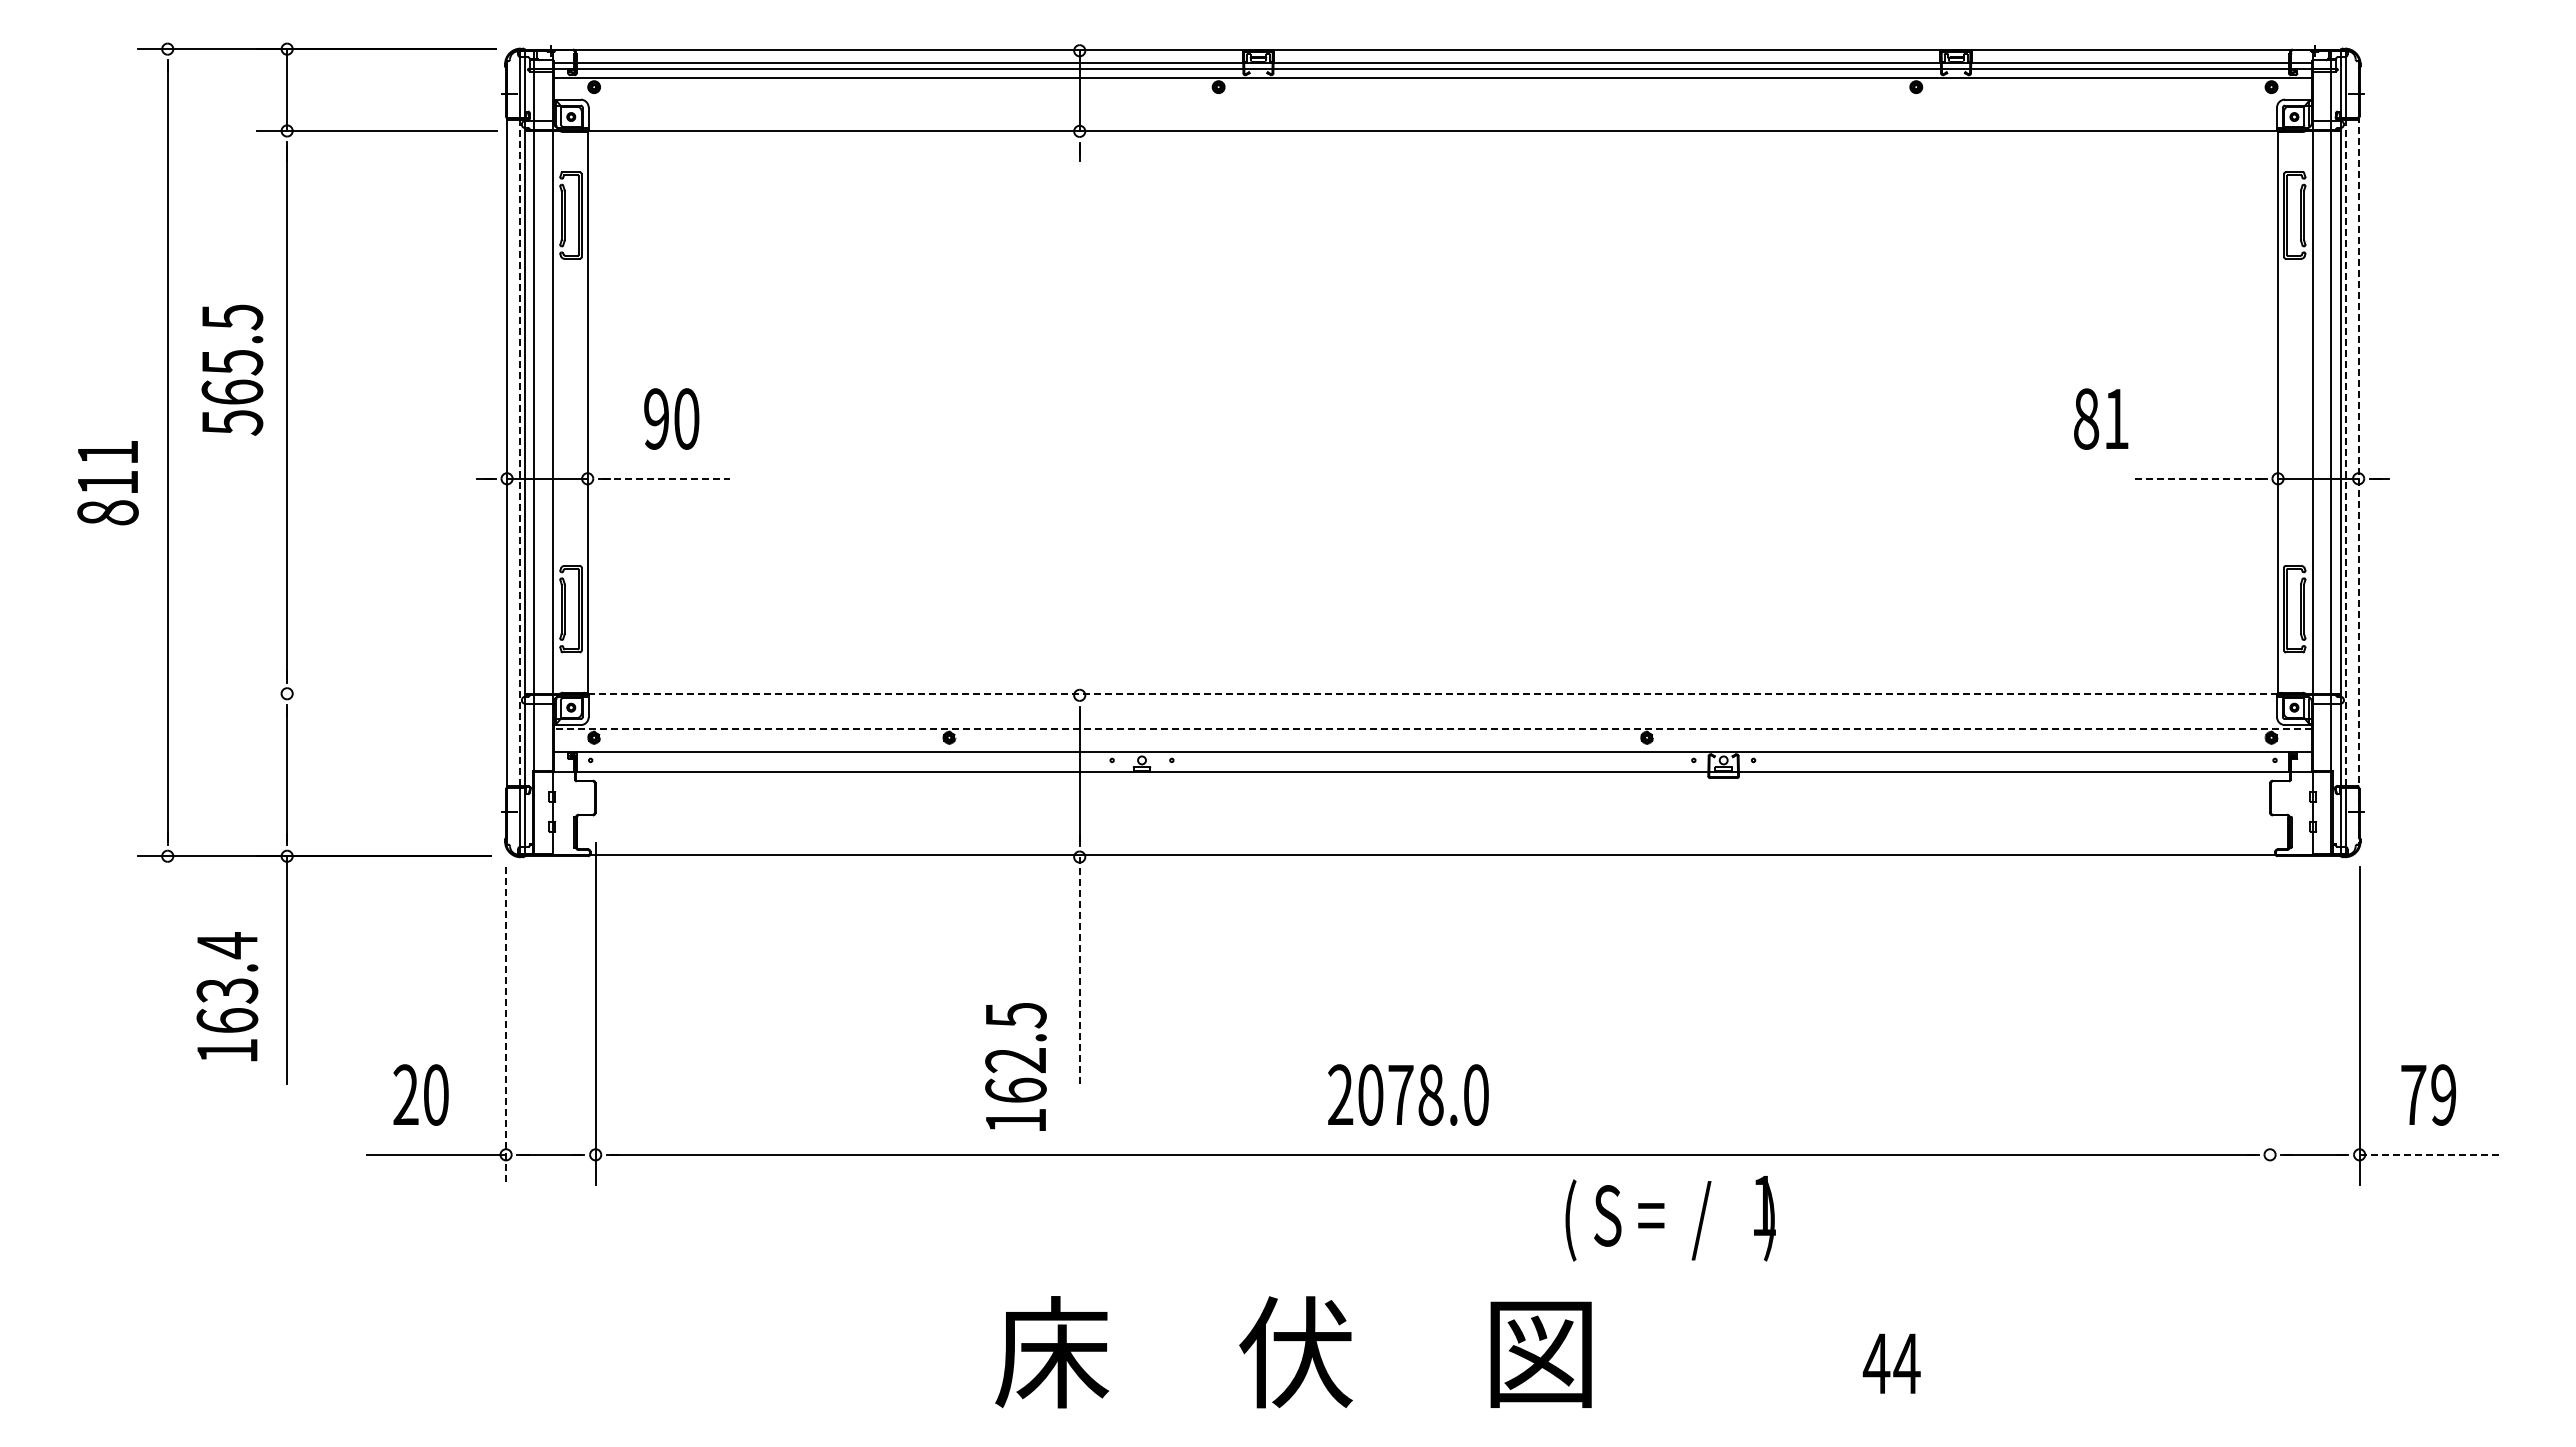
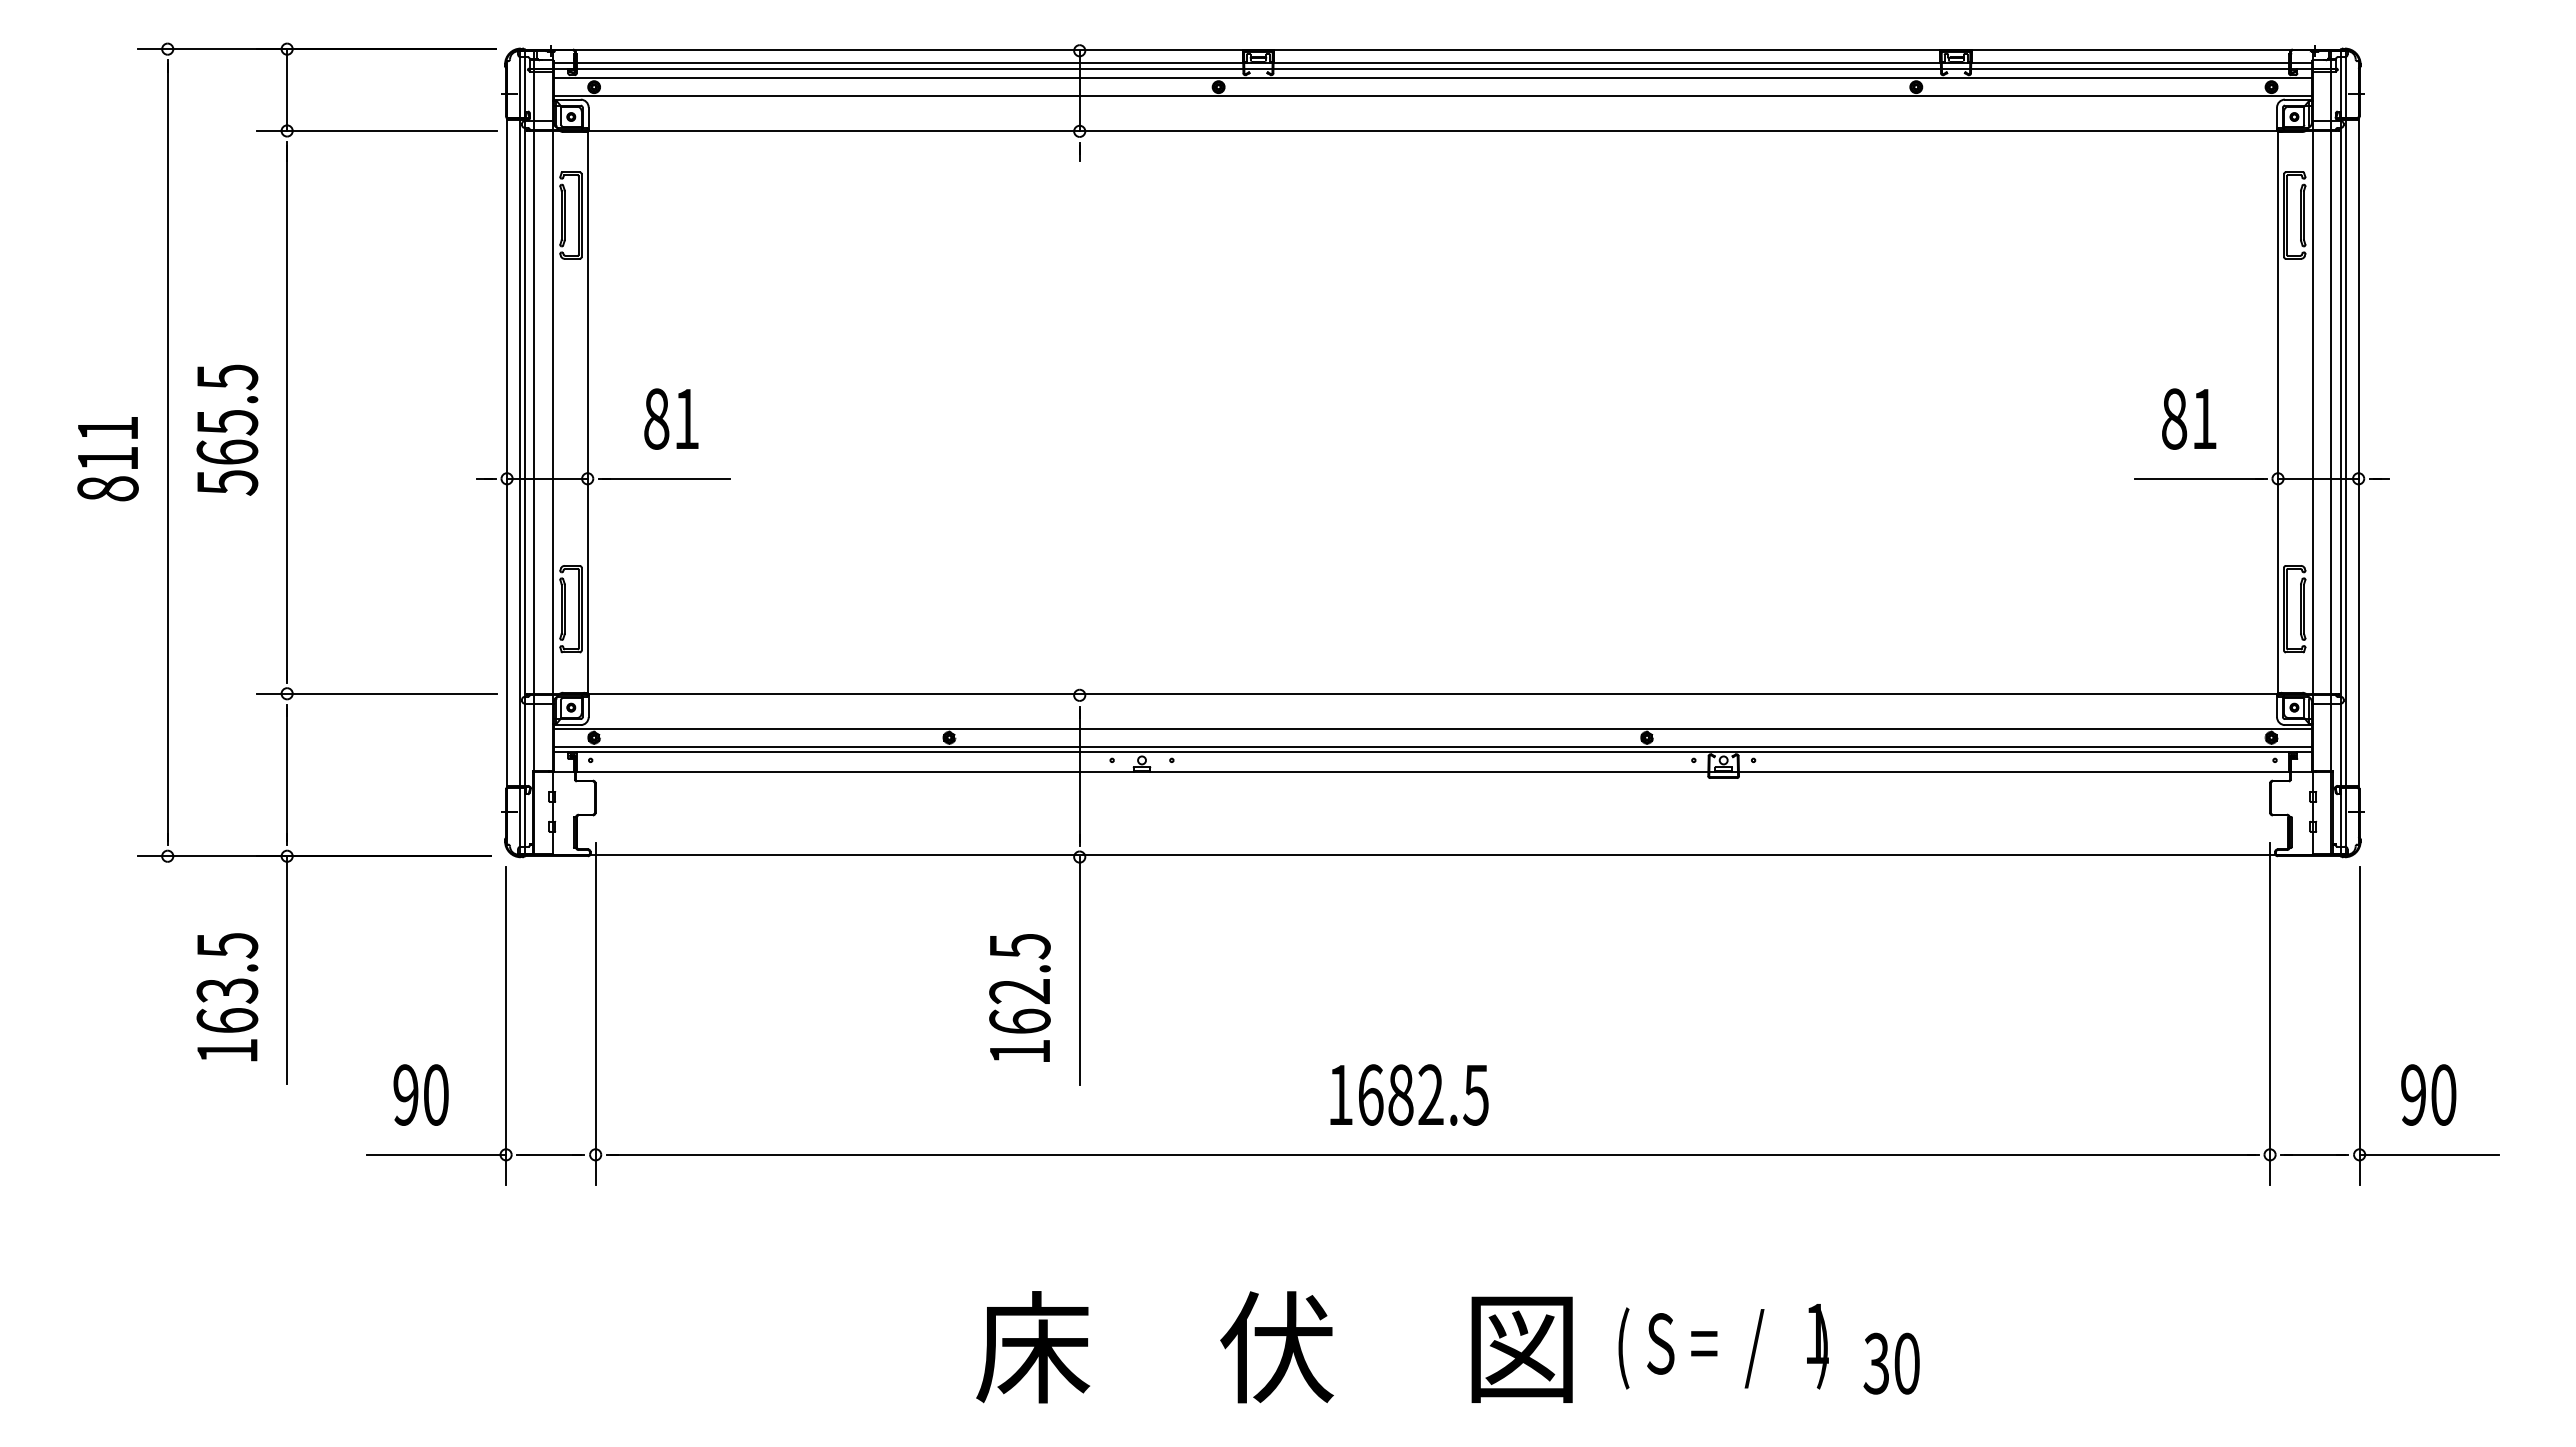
line: none -> present (1432, 96)
text position: (232, 369) -> (227, 429) (227, 429)
text: 90 -> 81 (671, 418)
text position: (2101, 418) -> (2189, 418) (2189, 418)
line: dashed -> solid (520, 452)
line: dashed -> solid (2345, 452)
line: dashed -> solid (2358, 452)
line: dashed -> solid (666, 478)
line: dashed -> solid (2199, 478)
text position: (107, 483) -> (107, 459) (107, 459)
line: none -> present (377, 693)
line: dashed -> solid (1432, 693)
line: dashed -> solid (1432, 728)
line: none -> present (1432, 747)
text: 163.4 -> 163.5 (227, 945)
line: dashed -> solid (1079, 971)
line: none -> present (2270, 1013)
line: dashed -> solid (506, 1025)
text position: (1015, 1066) -> (1019, 997) (1019, 997)
text: 20 -> 90 (405, 1094)
text: 2078.0 -> 1682.5 (1408, 1094)
text: 79 -> 90 (2428, 1094)
line: dashed -> solid (2429, 1154)
text position: (1670, 1218) -> (1723, 1346) (1723, 1346)
text position: (1293, 1352) -> (1274, 1347) (1274, 1347)
text: 44 -> 30 (1891, 1363)
